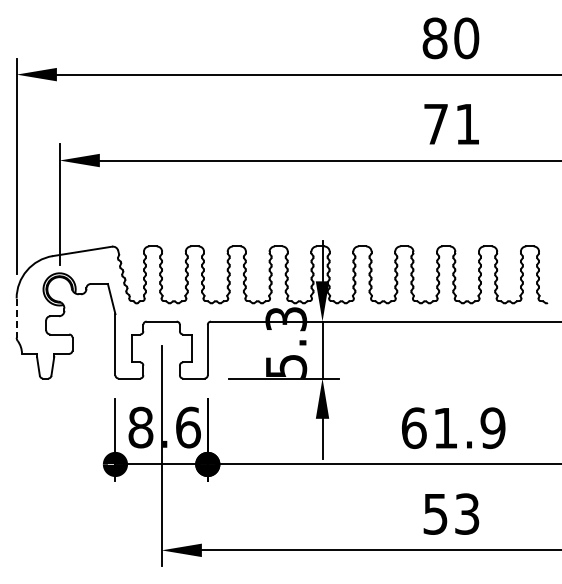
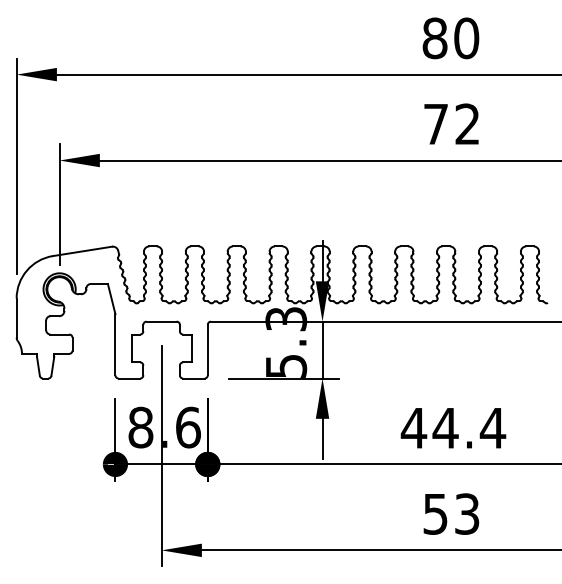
text: 71 -> 72 (466, 123)
line: dashed -> solid (16, 318)
text: 61.9 -> 44.4 (453, 428)
